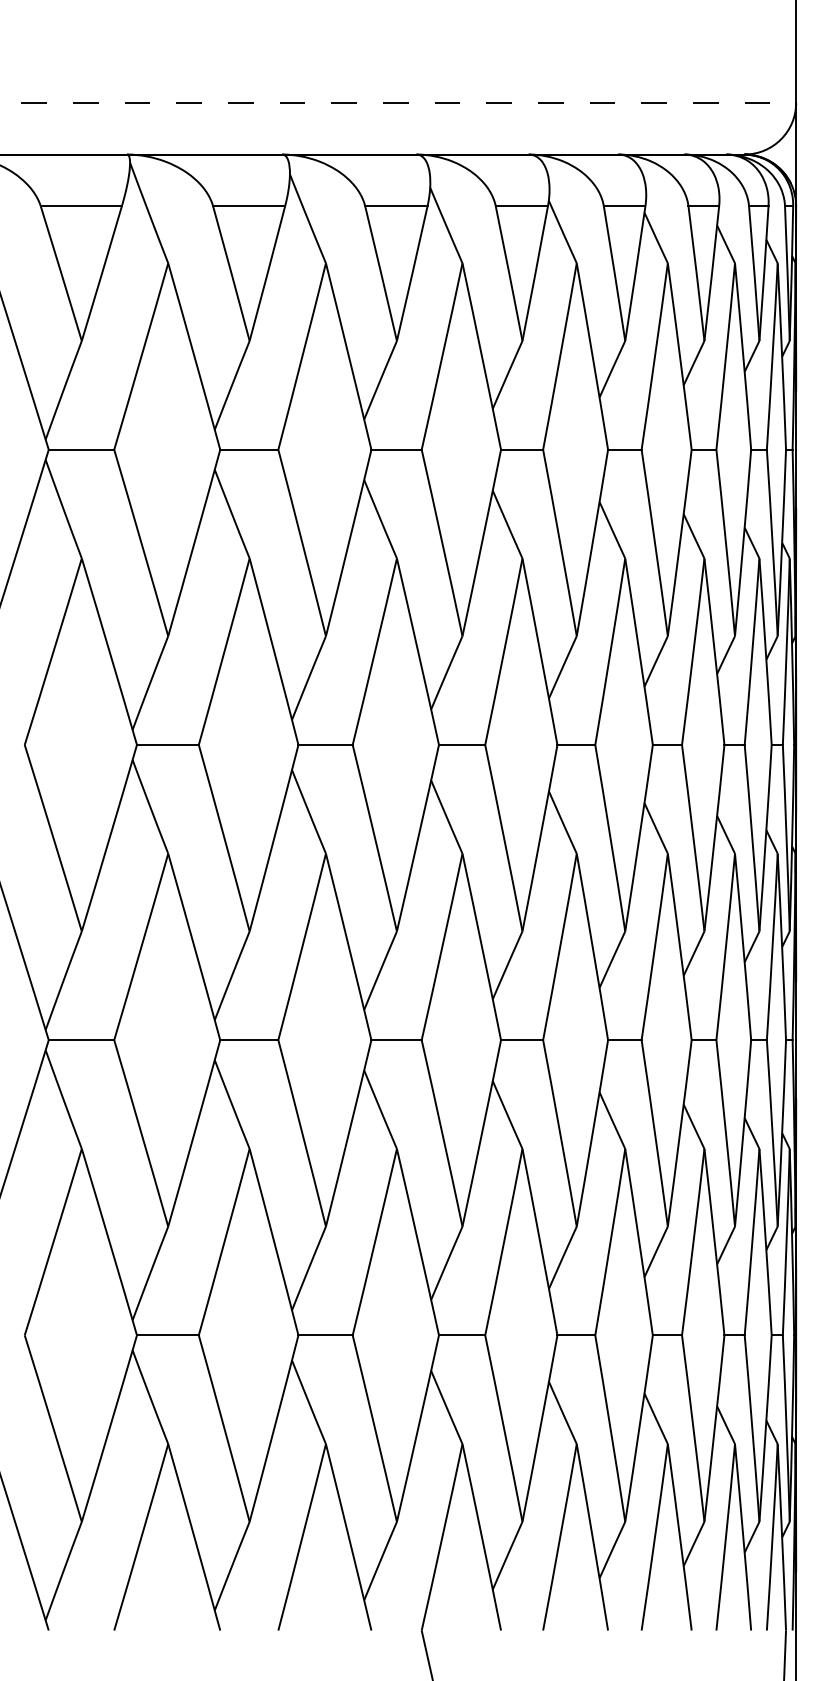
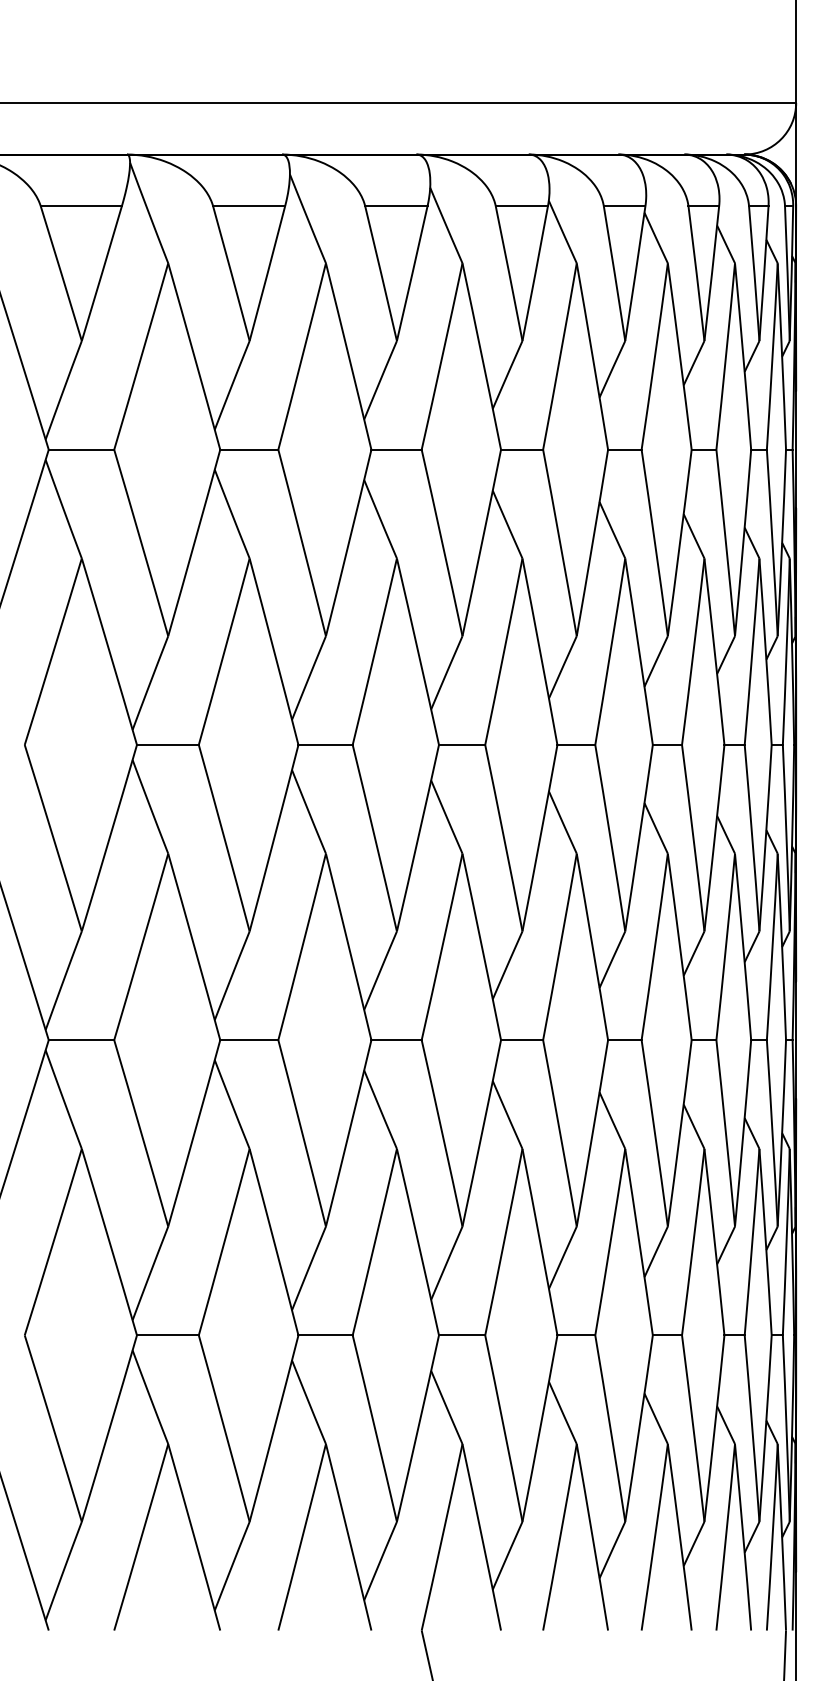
line: dashed -> solid (398, 102)
